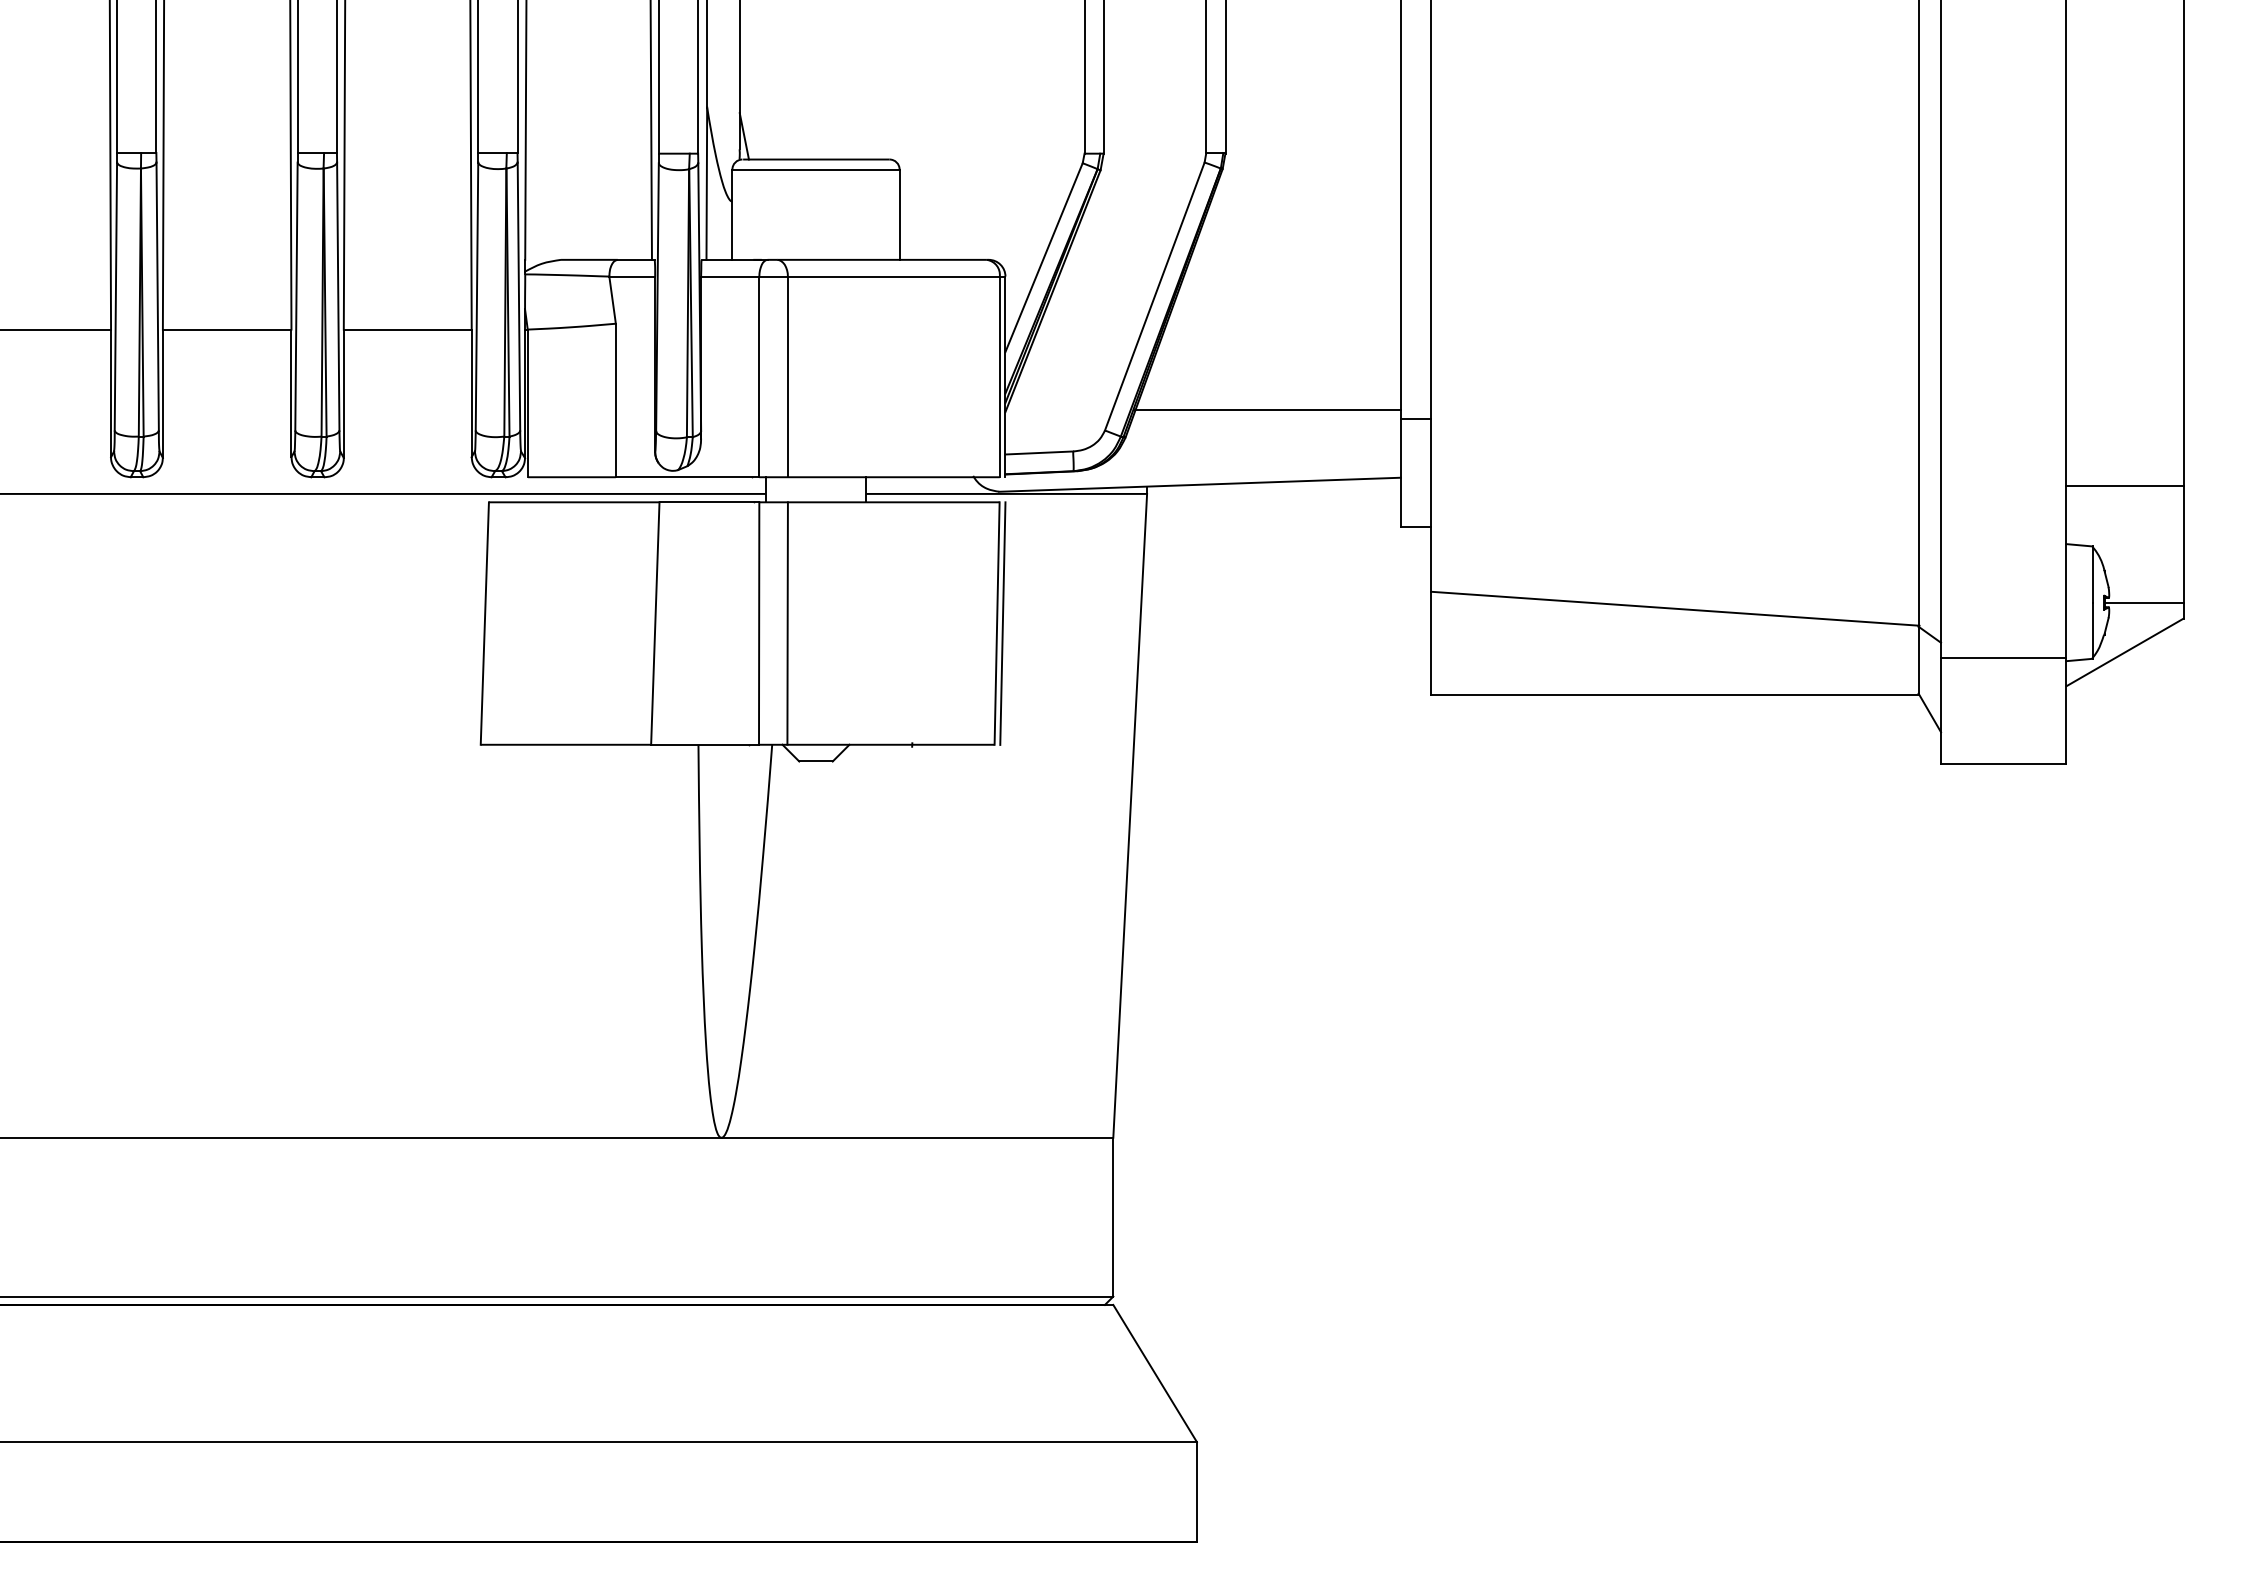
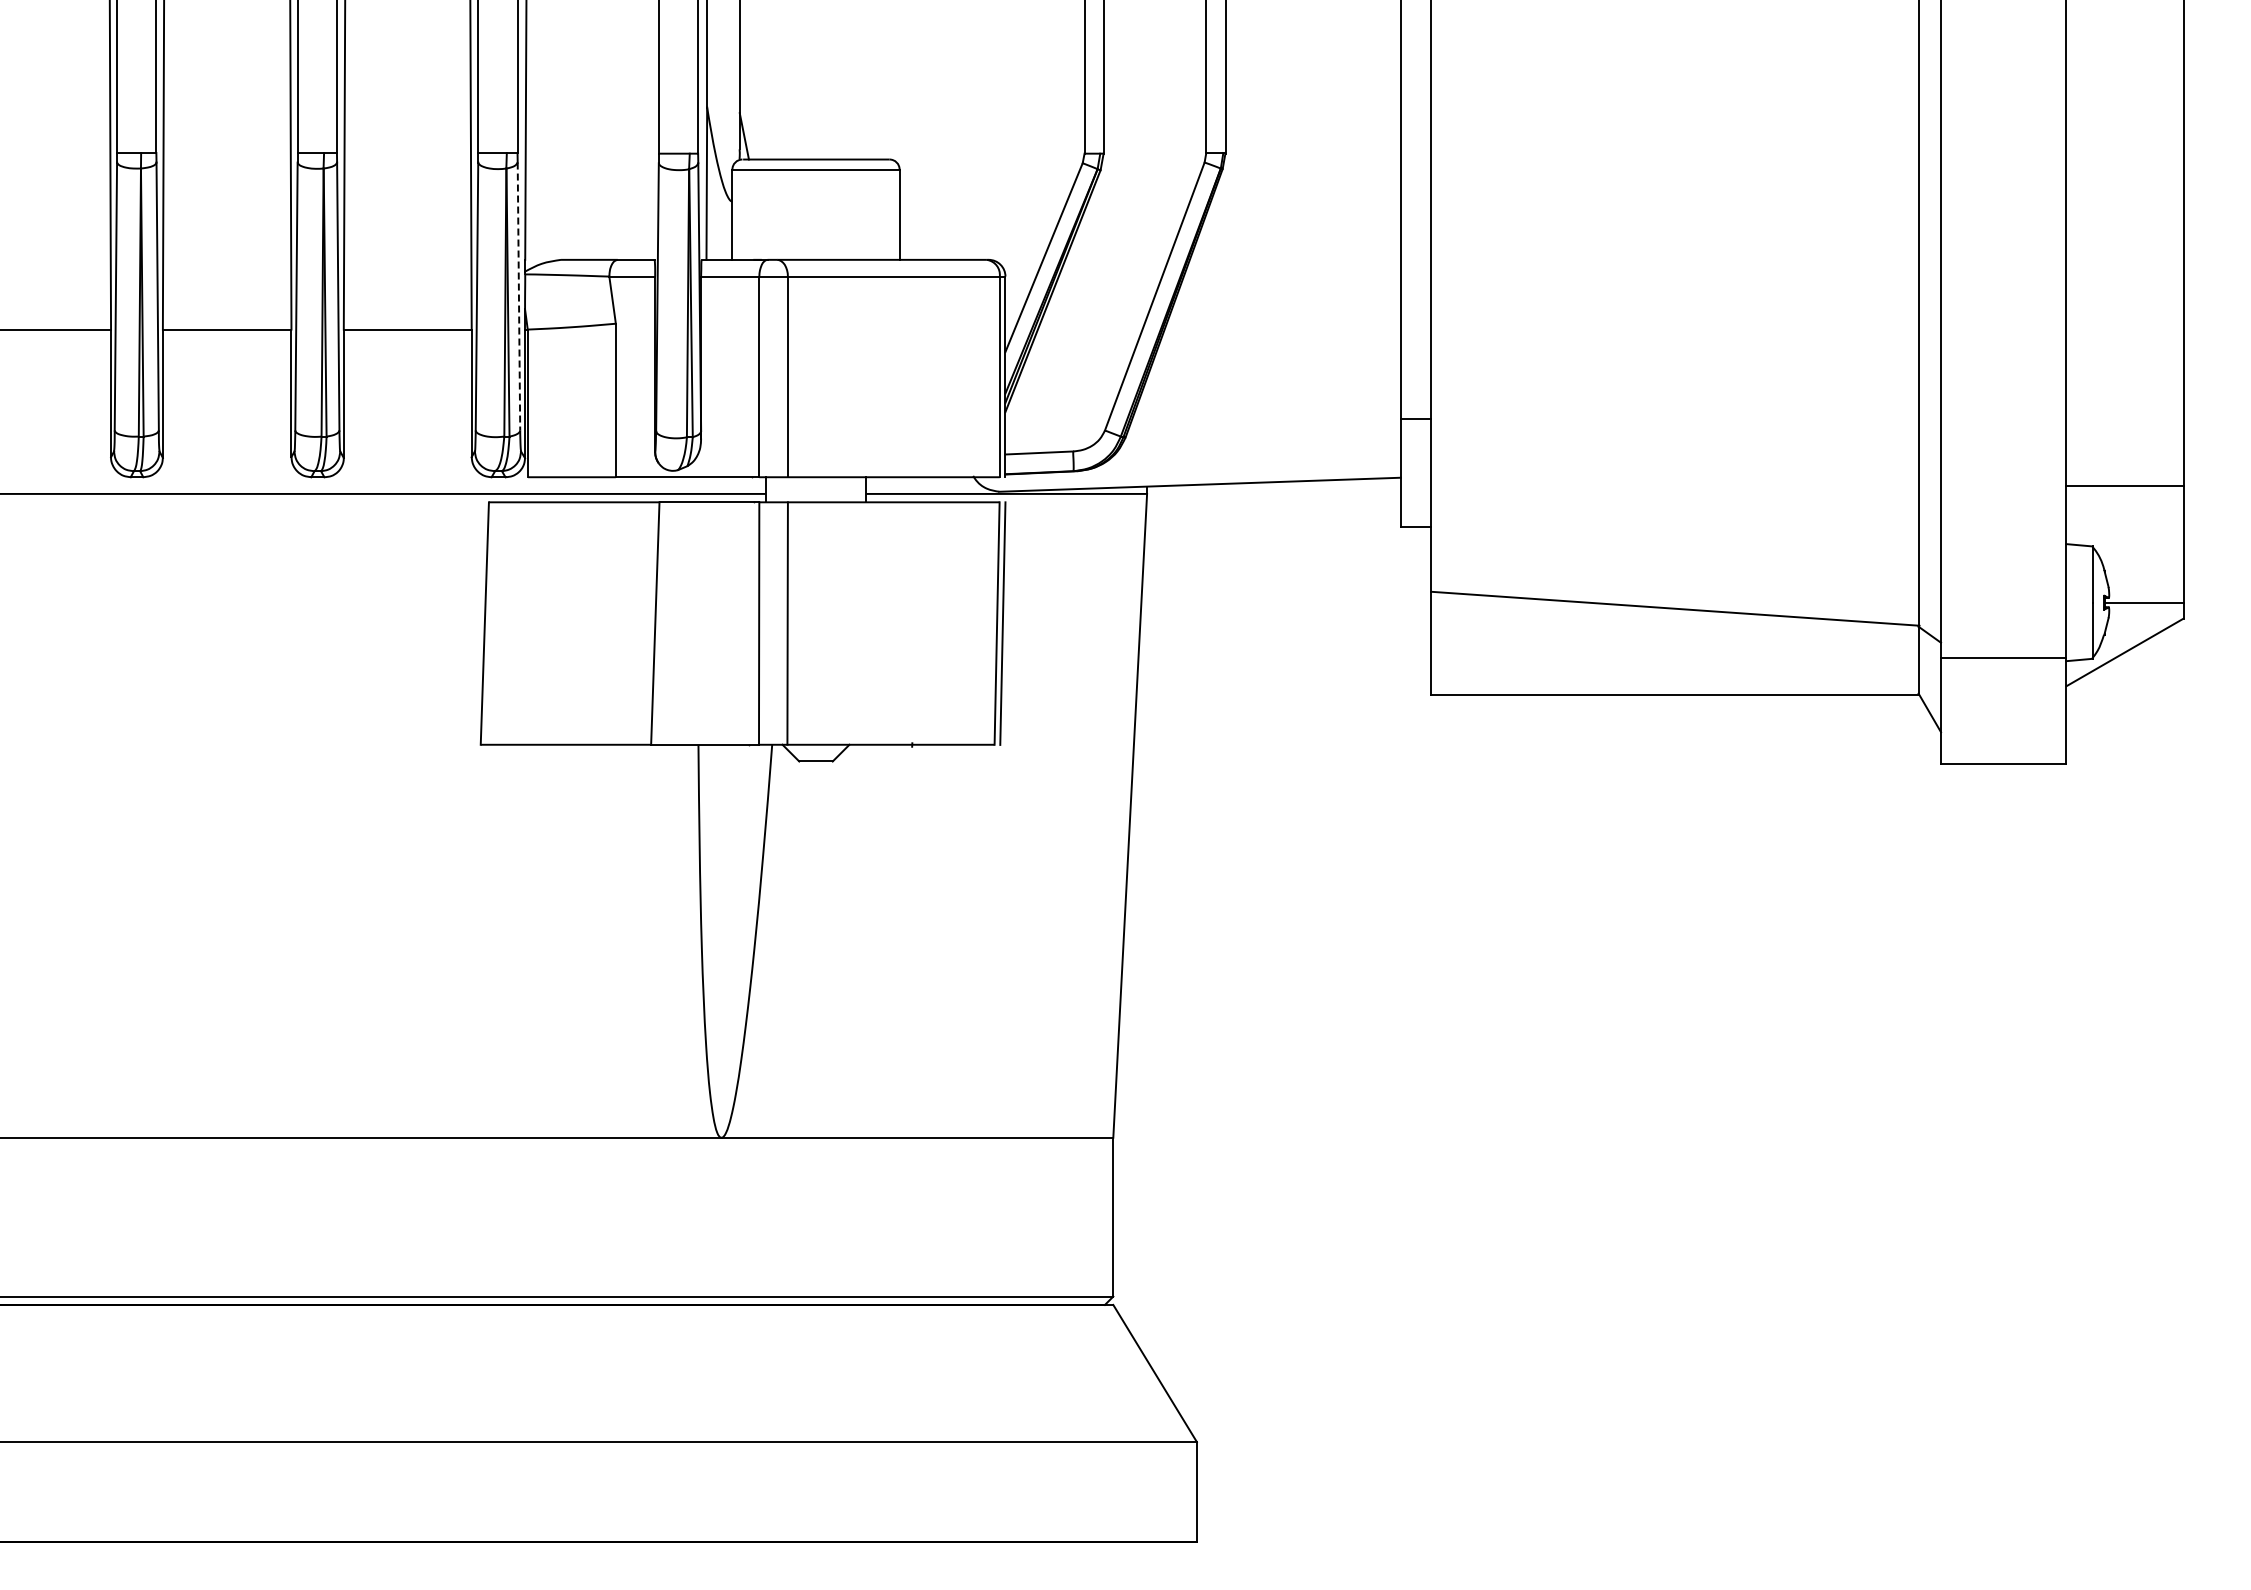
line: present -> none (650, 130)
line: solid -> dashed (518, 297)
line: present -> none (1267, 410)
